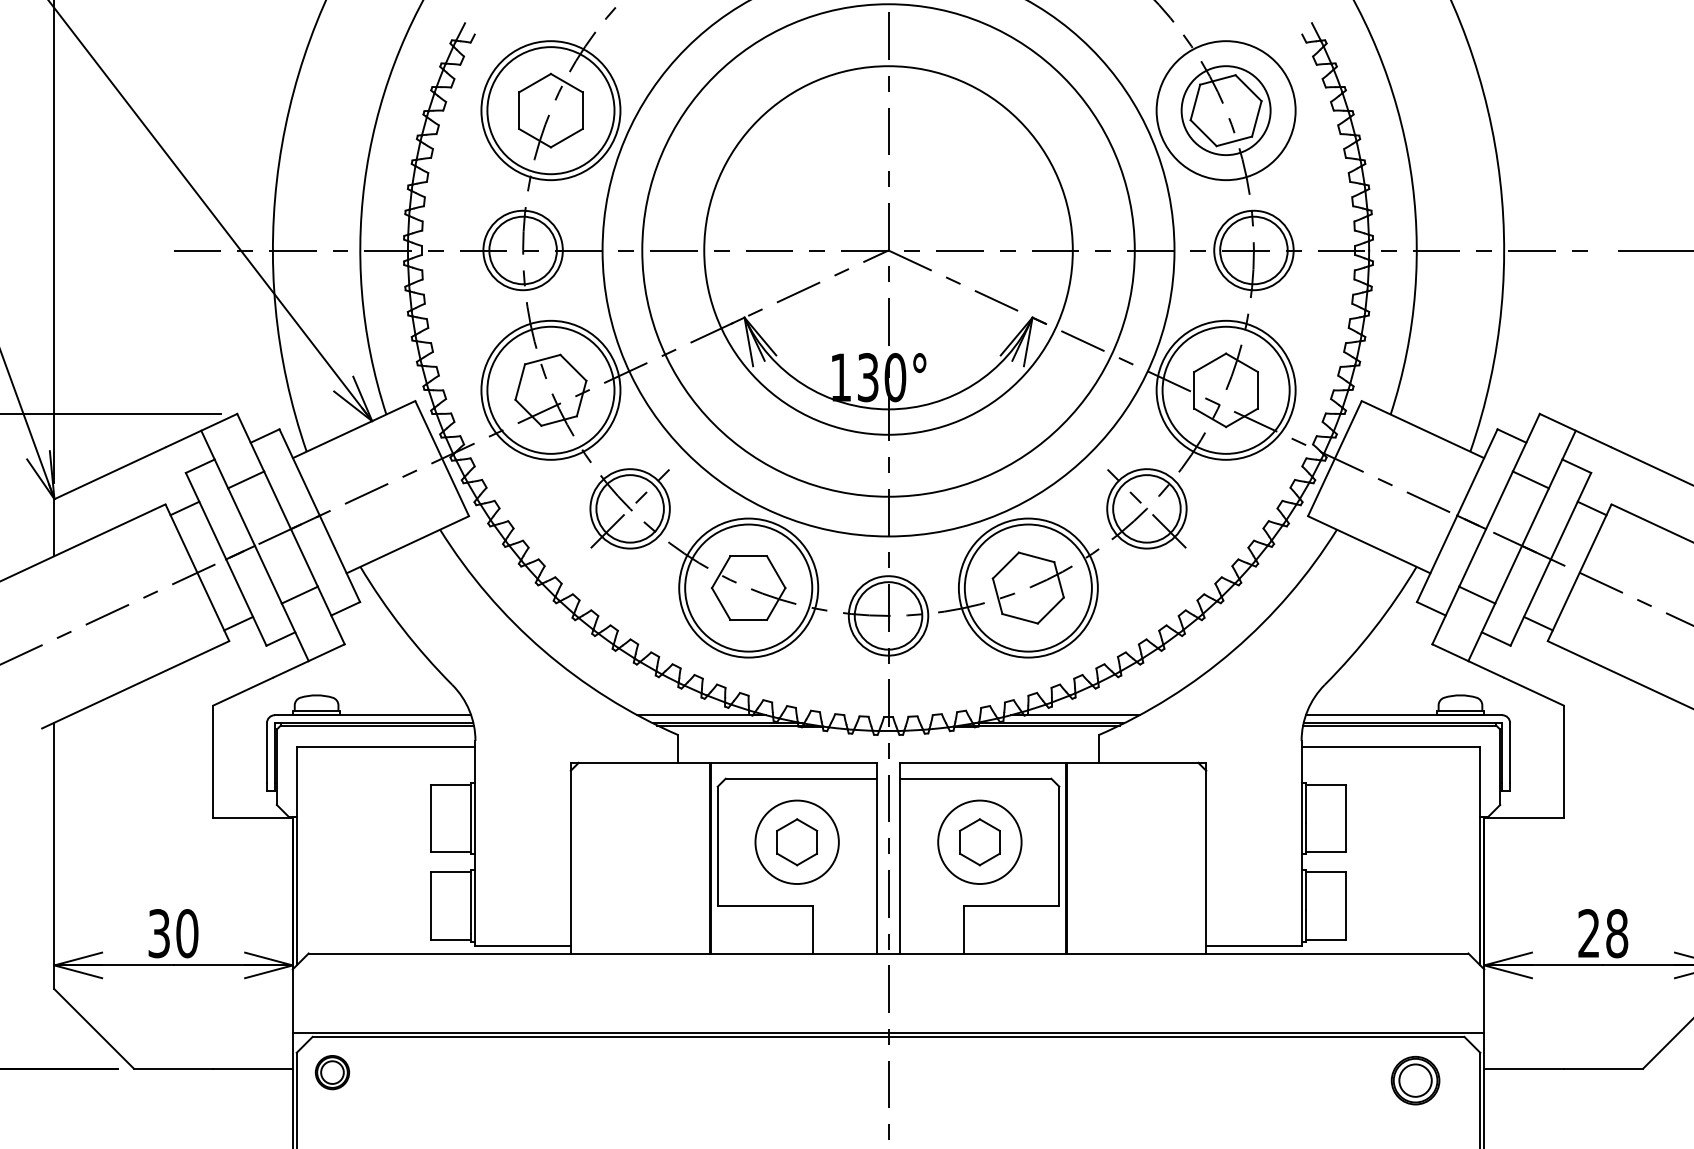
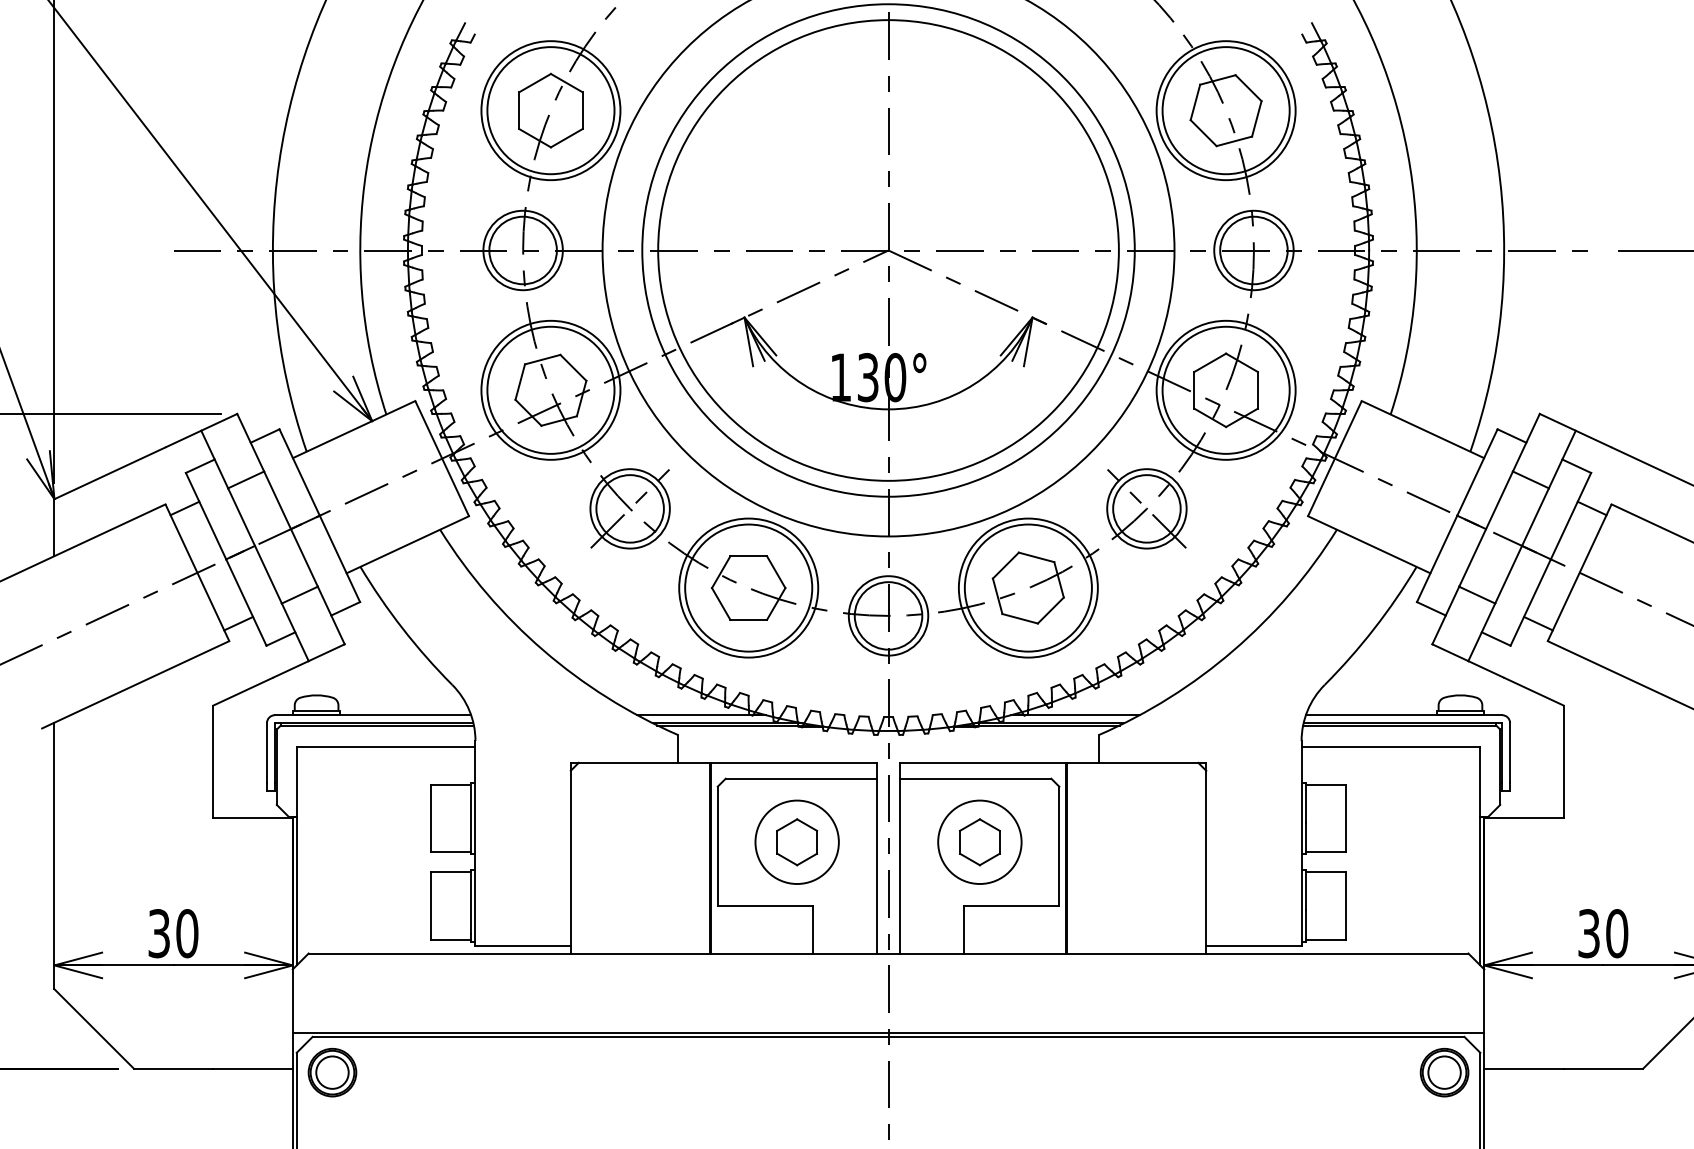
circle diameter: 89 px -> 127 px (1225, 110)
circle diameter: 369 px -> 461 px (888, 250)
text: 28 -> 30 (1603, 933)
part size: 37x36 px -> 51x51 px (332, 1072)
part position: (1415, 1080) -> (1444, 1072) (1444, 1072)
